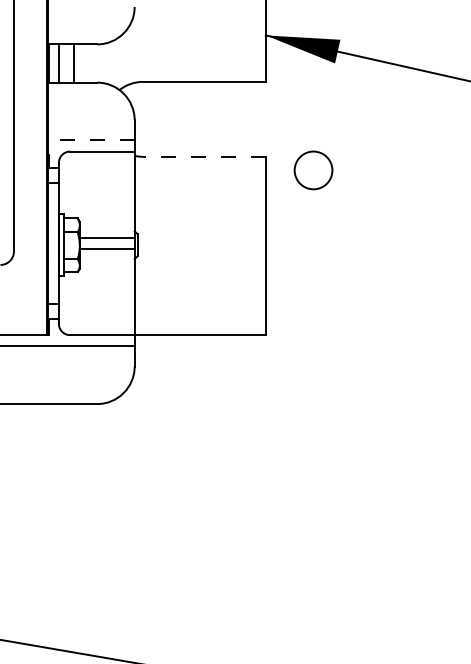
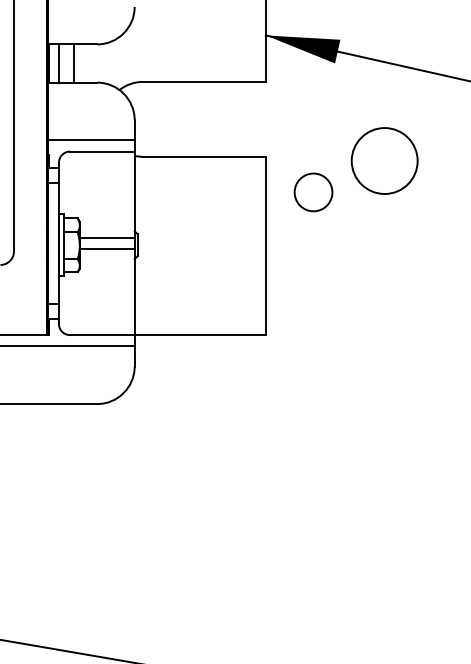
line: dashed -> solid (90, 140)
line: dashed -> solid (203, 156)
circle: none -> present (384, 160)
circle position: (313, 170) -> (313, 192) (313, 192)
